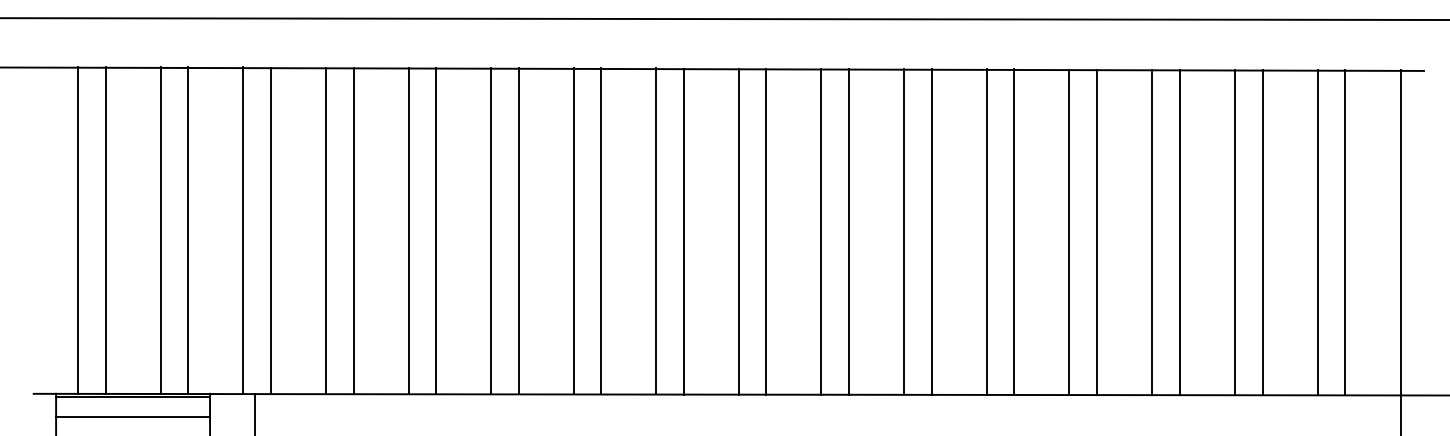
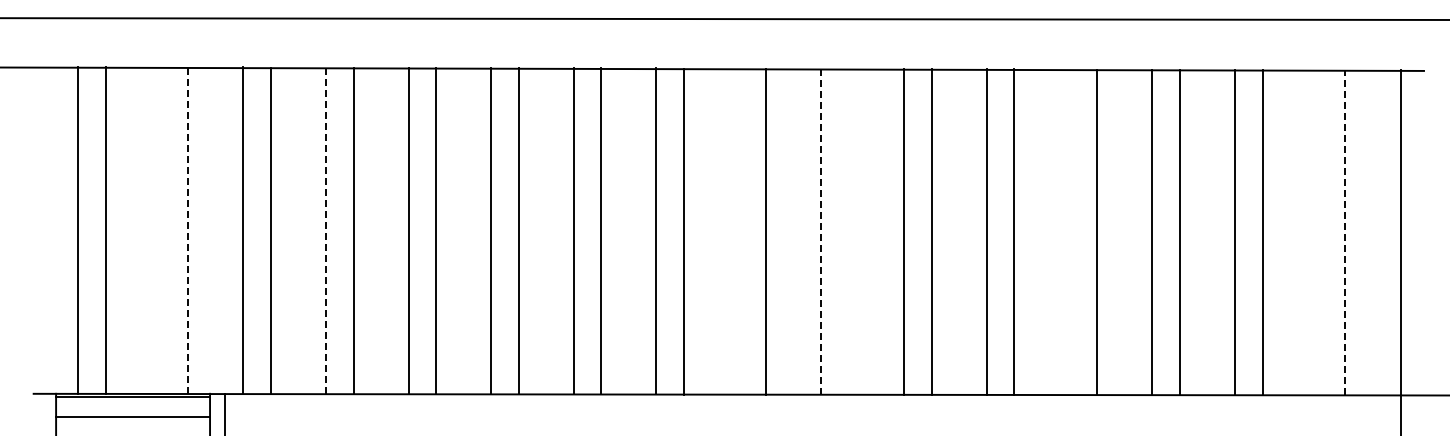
line: present -> none (160, 230)
line: solid -> dashed (187, 230)
line: solid -> dashed (325, 231)
line: present -> none (739, 231)
line: solid -> dashed (821, 231)
line: present -> none (849, 231)
line: solid -> dashed (1344, 231)
line: present -> none (1069, 232)
line: present -> none (1317, 232)
line position: (254, 412) -> (224, 412) (224, 412)
